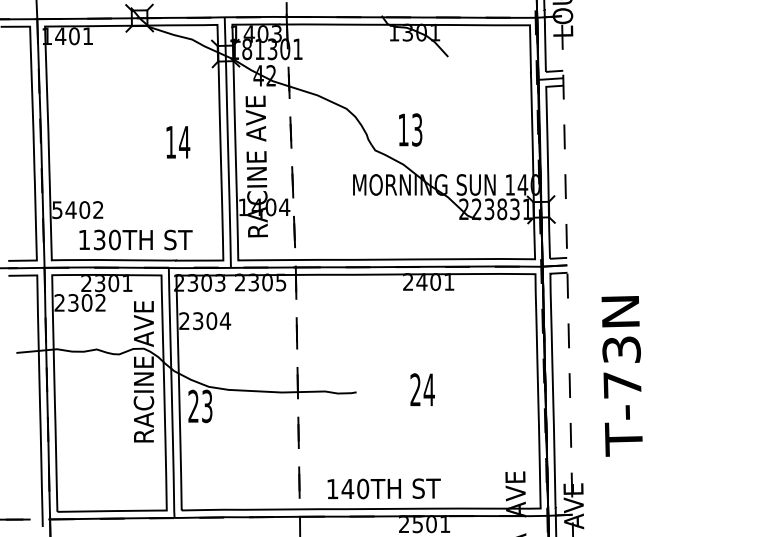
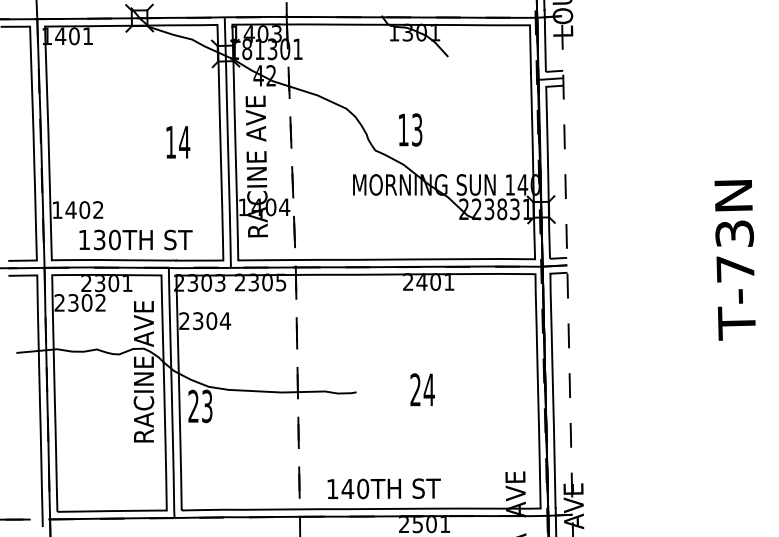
text: 5402 -> 1402 (57, 210)
text position: (621, 376) -> (734, 260) (734, 260)
